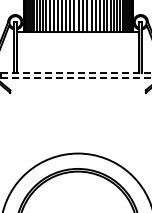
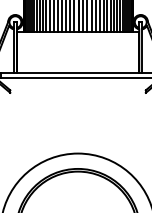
line: dashed -> solid (76, 72)
line: dashed -> solid (76, 78)
